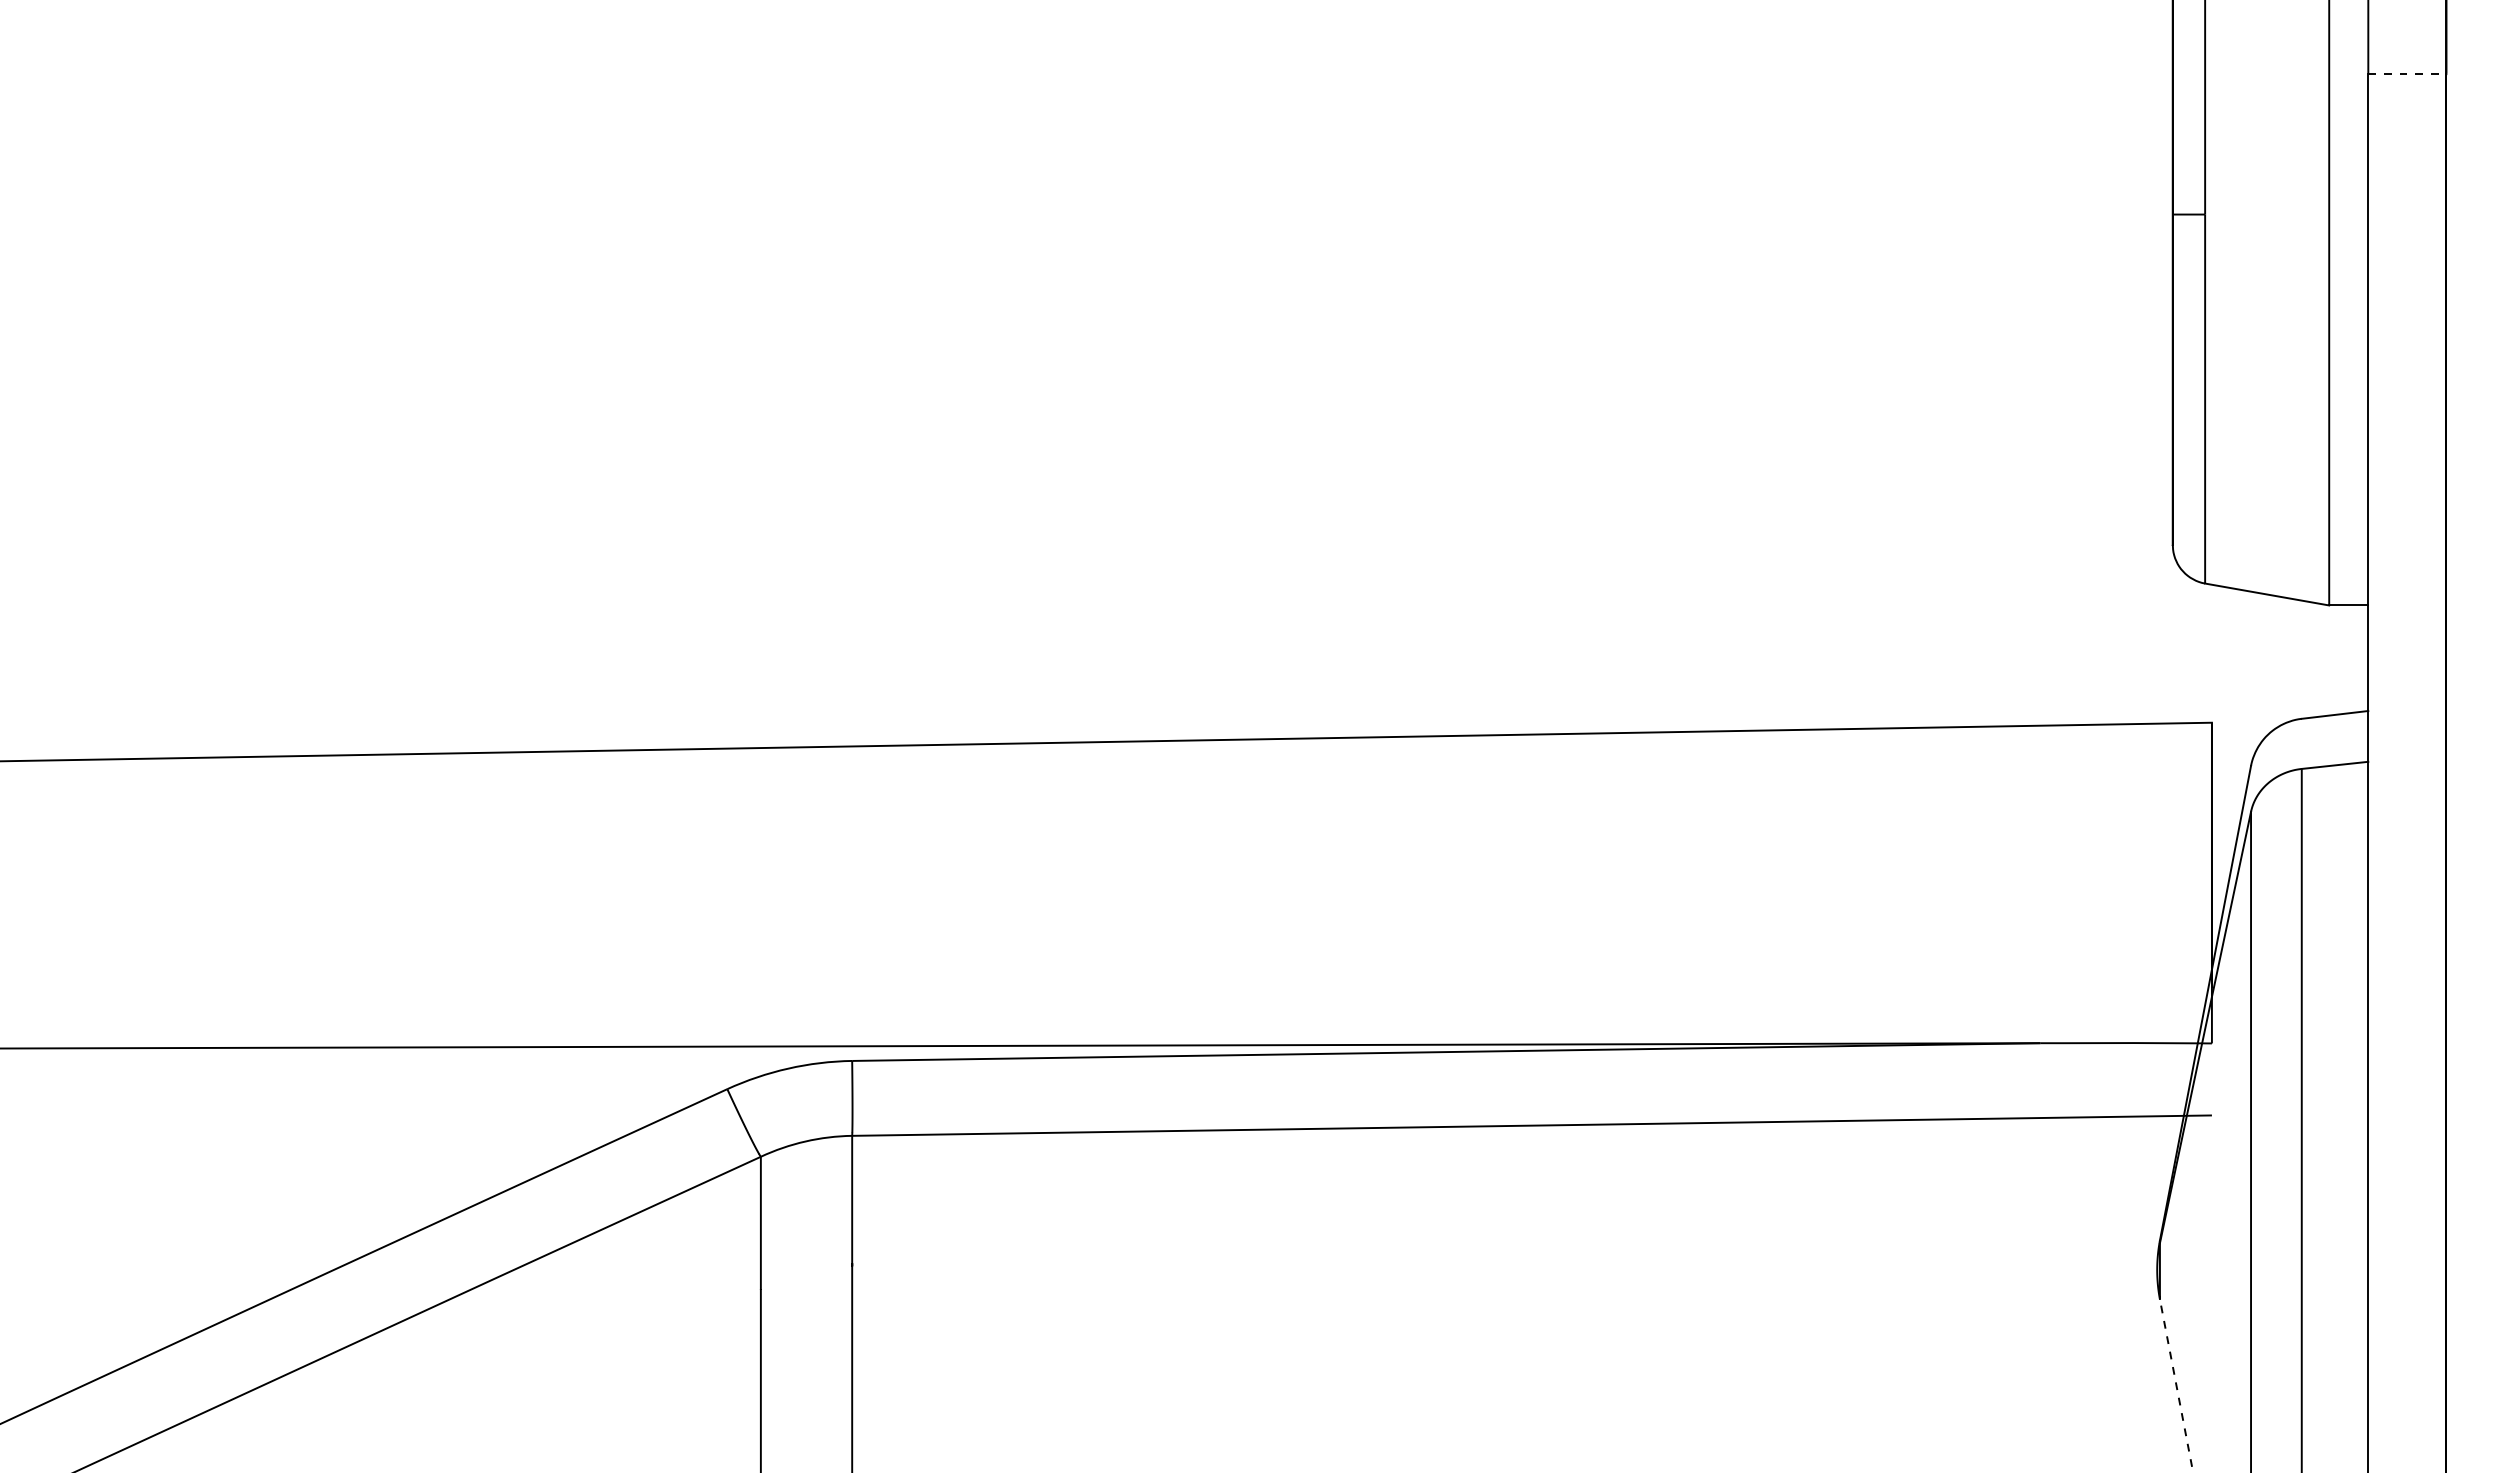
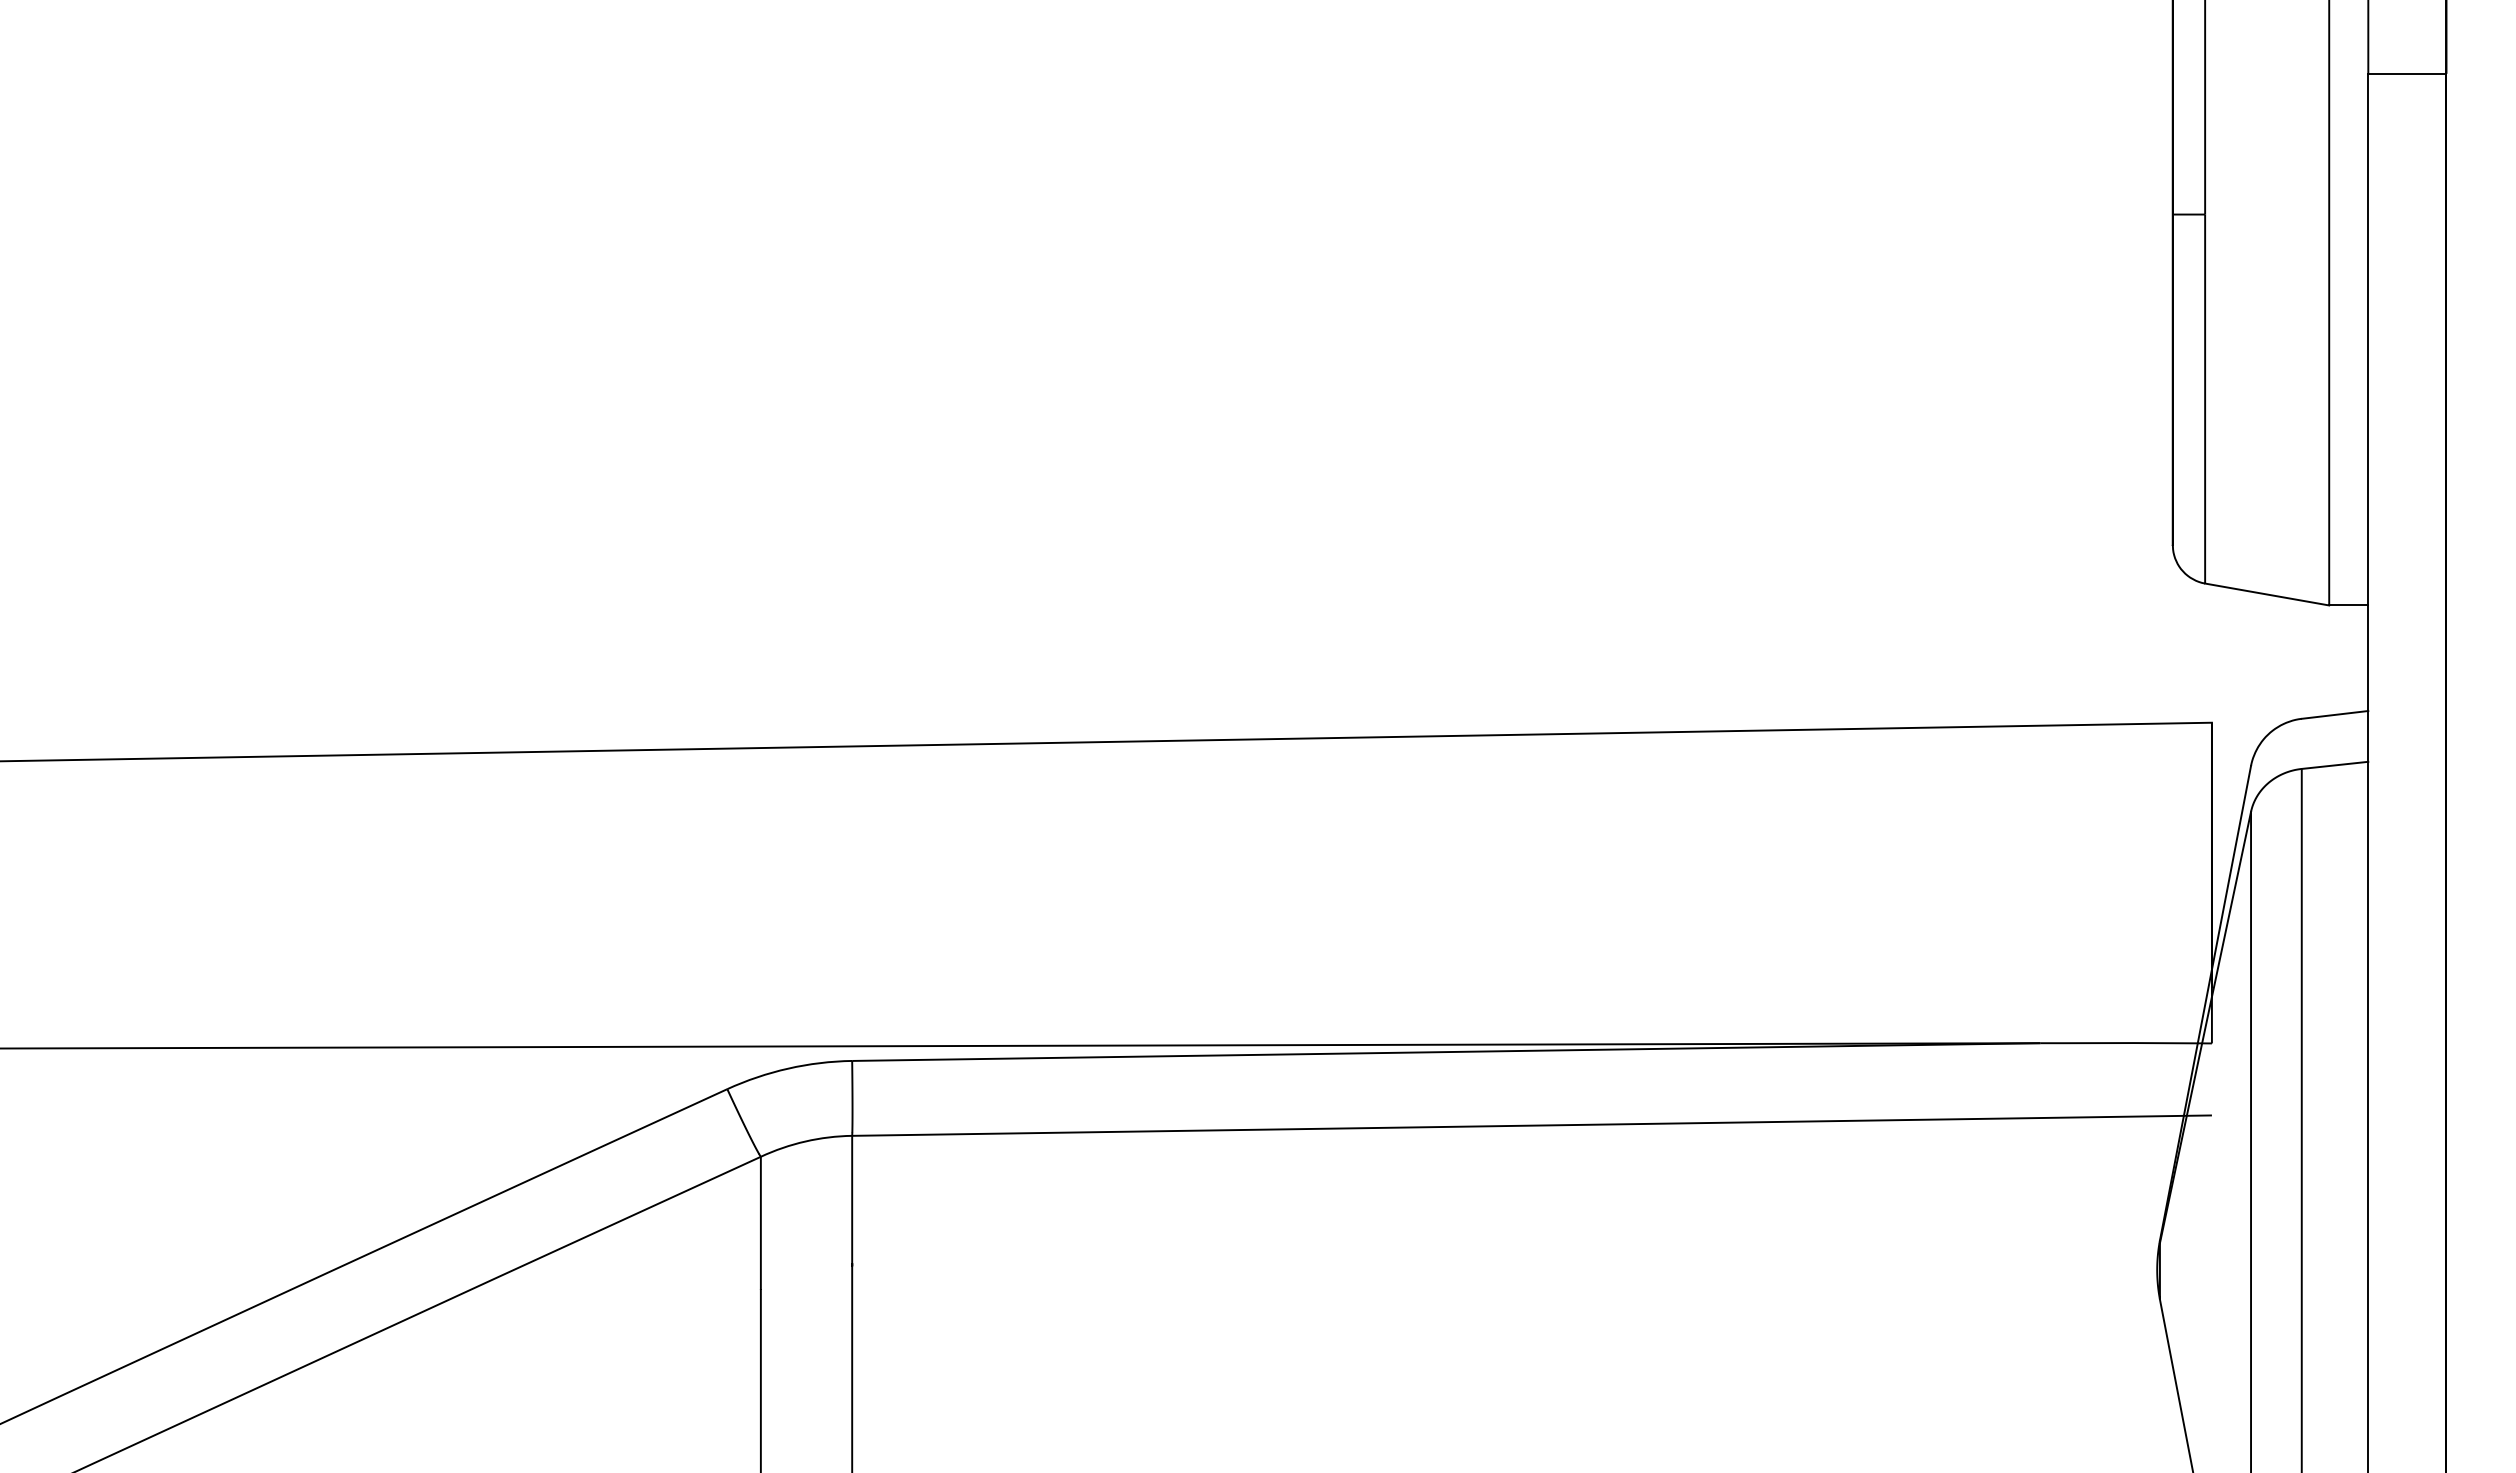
line: dashed -> solid (2407, 73)
line: dashed -> solid (2176, 1385)
